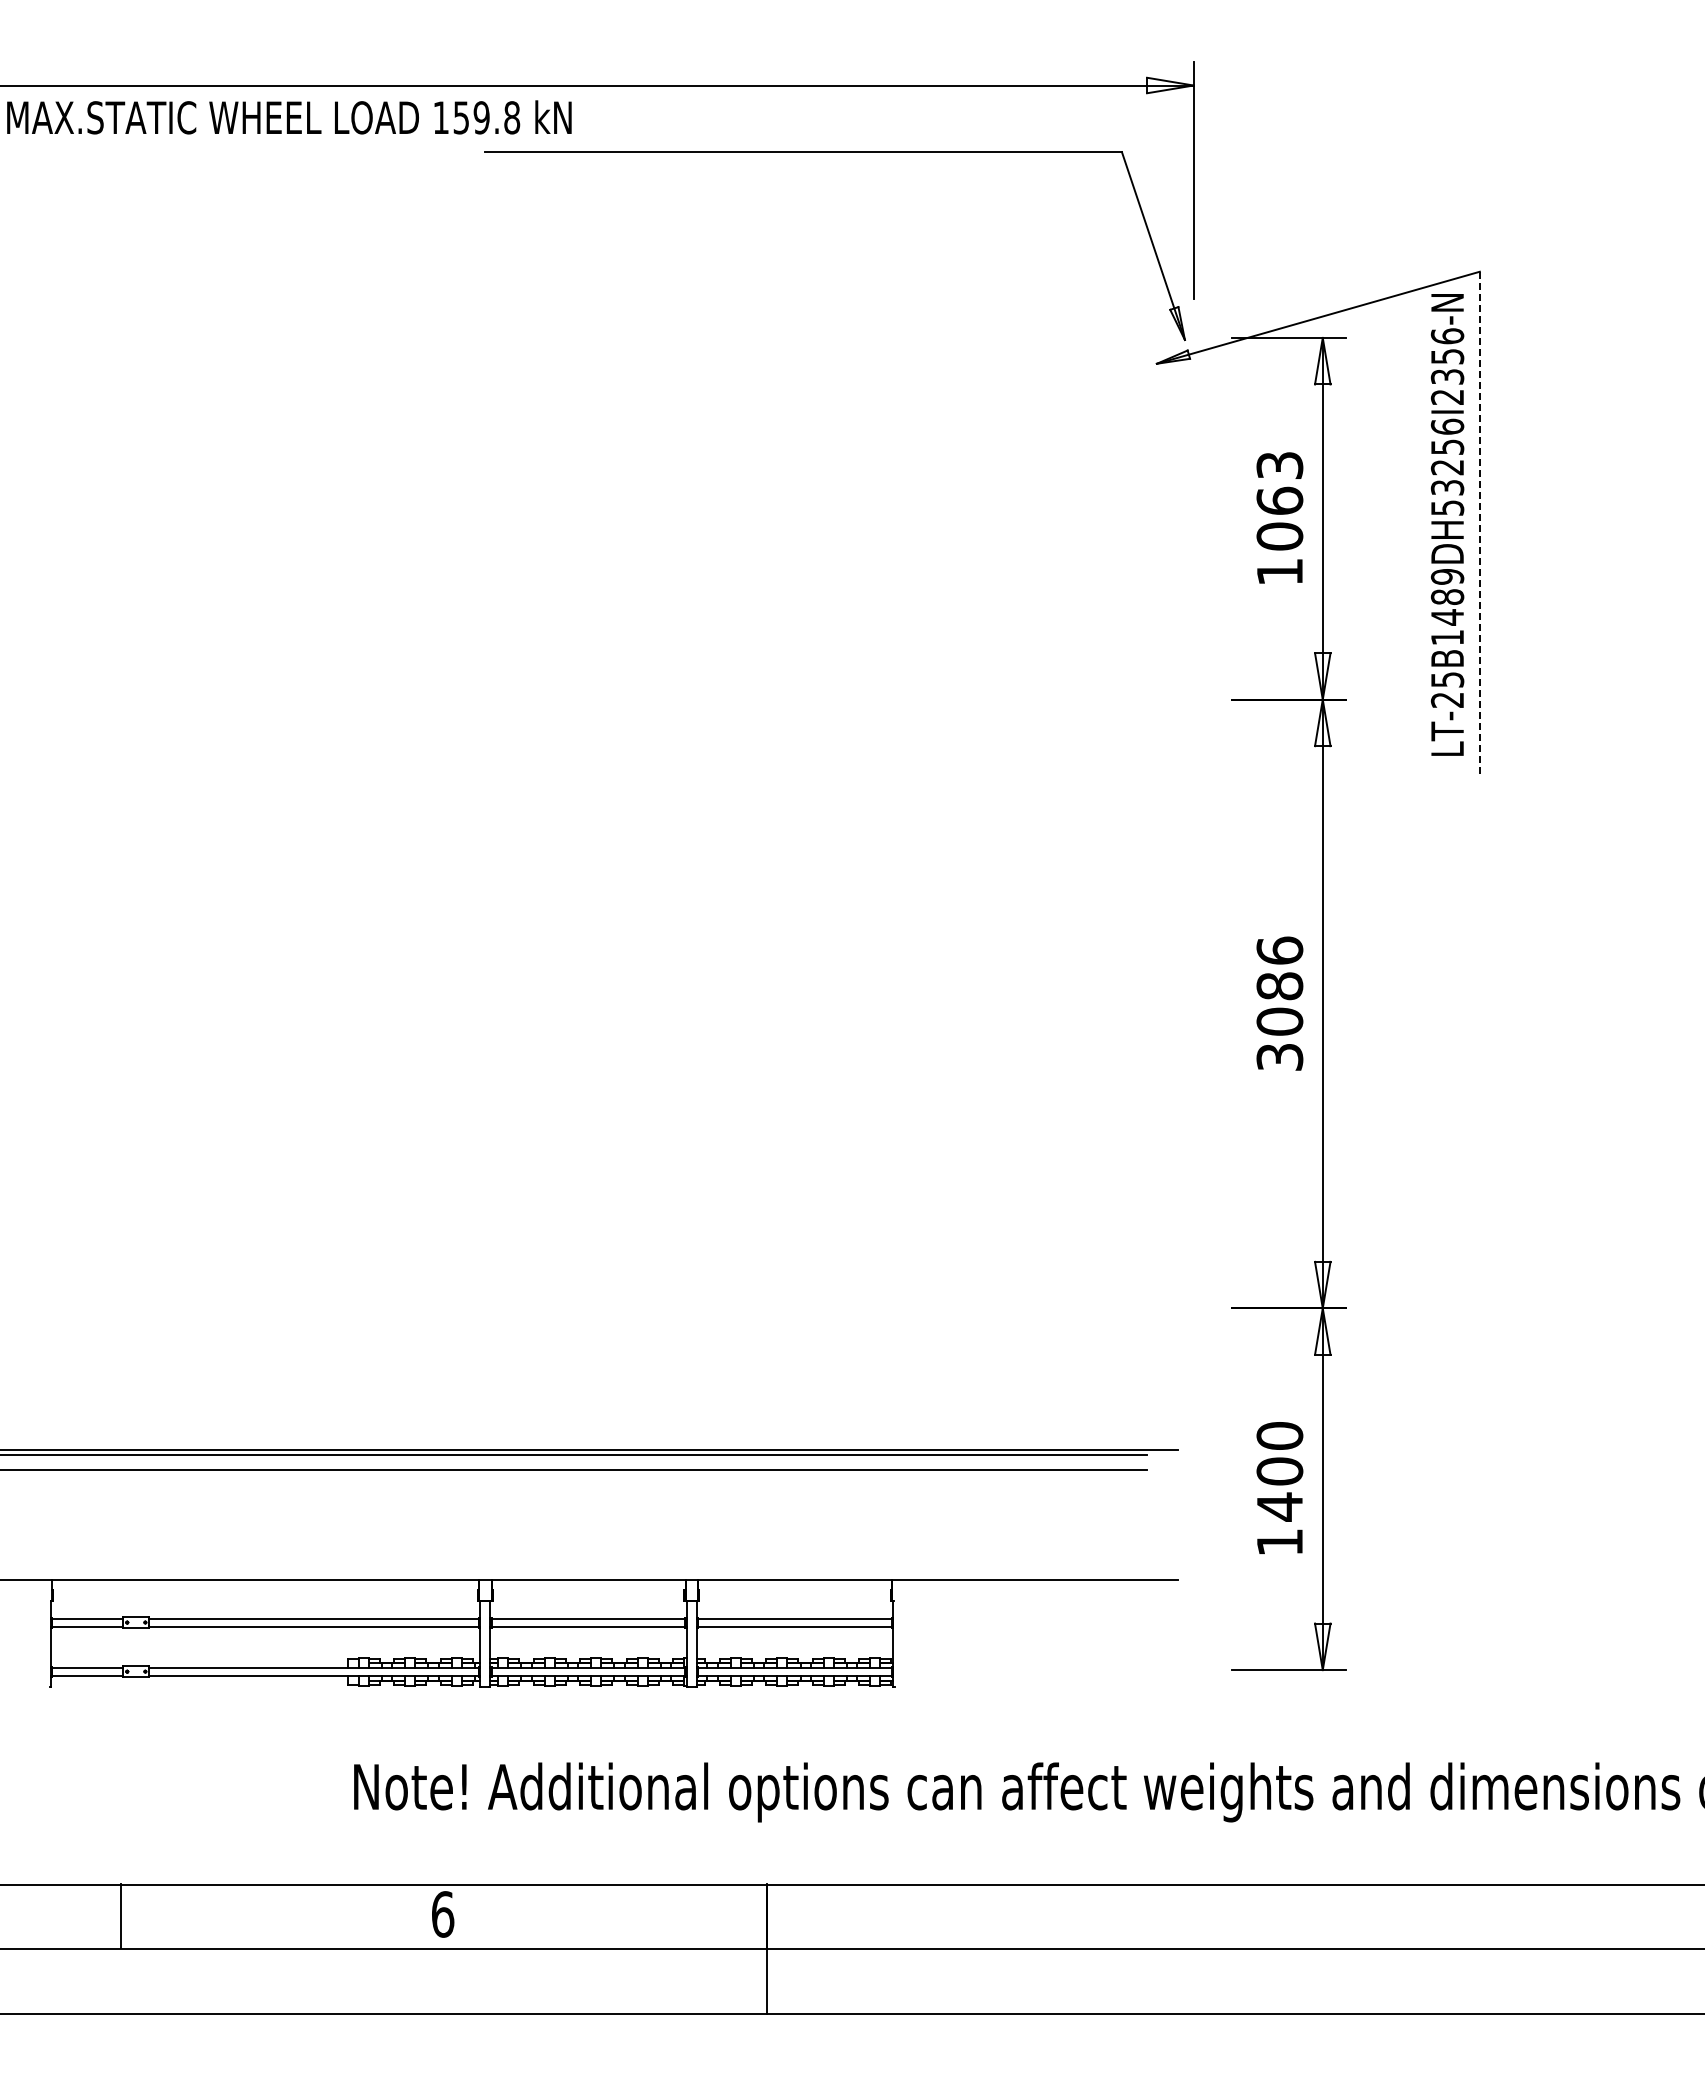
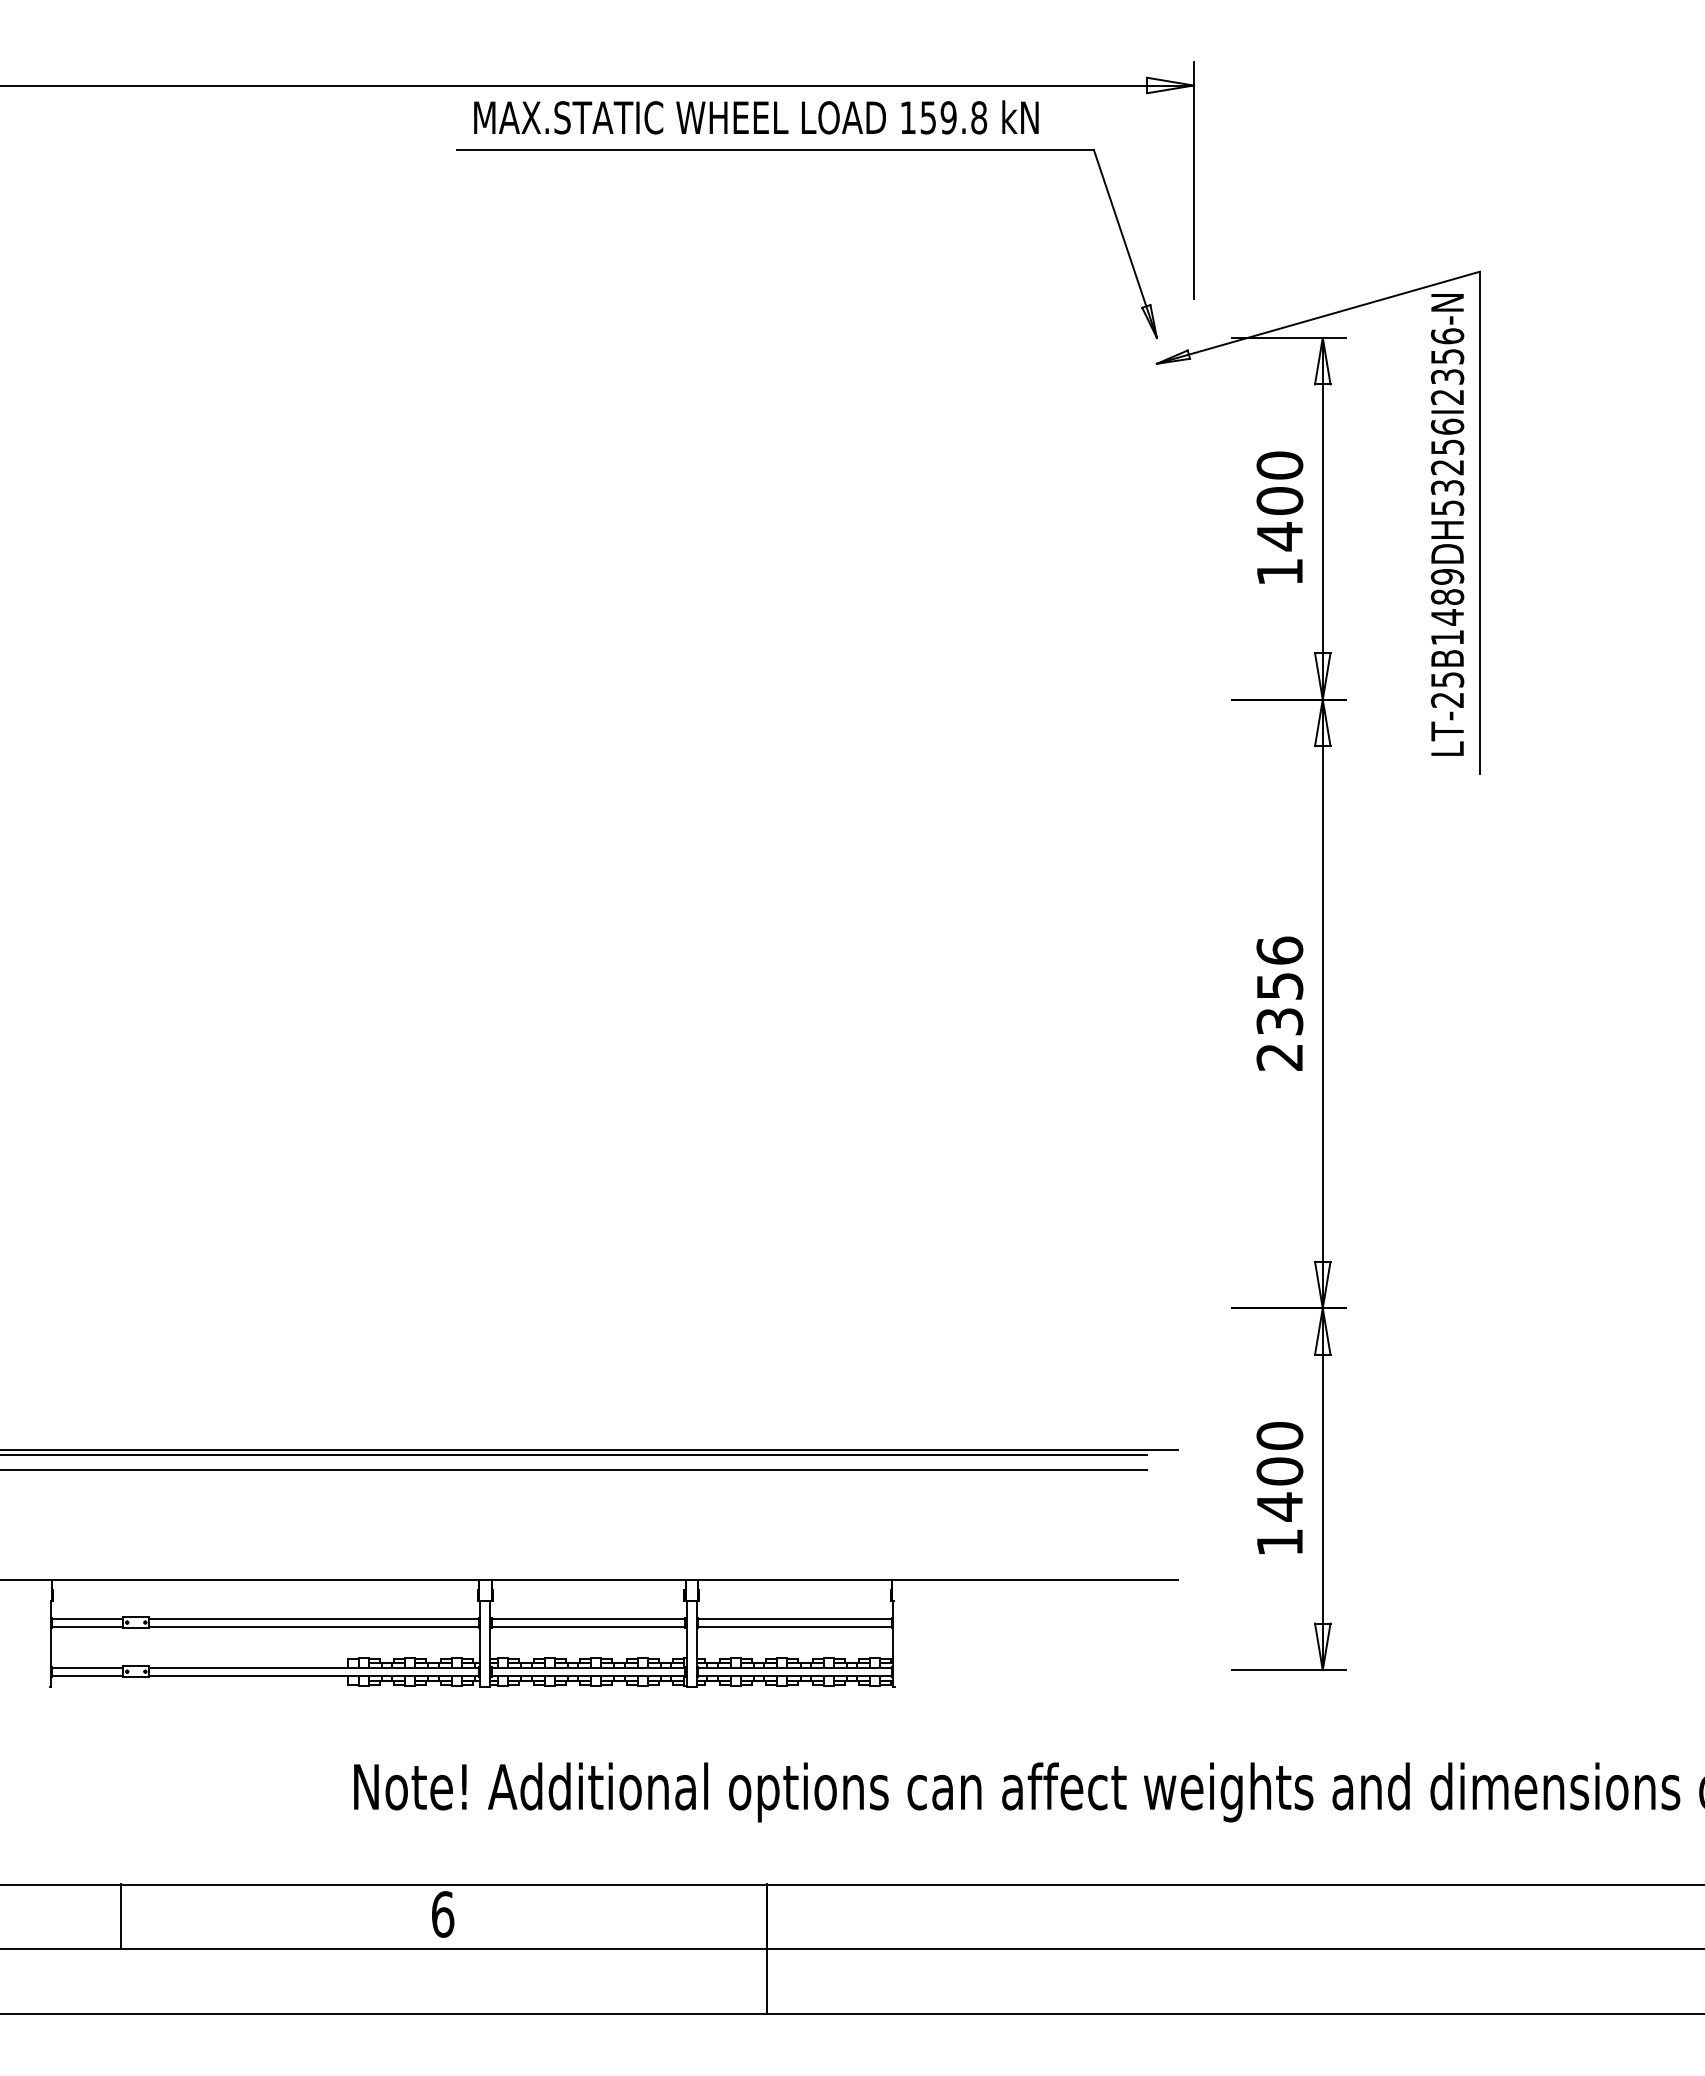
text position: (289, 117) -> (756, 117) (756, 117)
part position: (834, 152) -> (806, 150) (806, 150)
text: 1063 -> 1400 (1279, 501)
line: dashed -> solid (1479, 522)
text: 3086 -> 2356 (1279, 1021)
